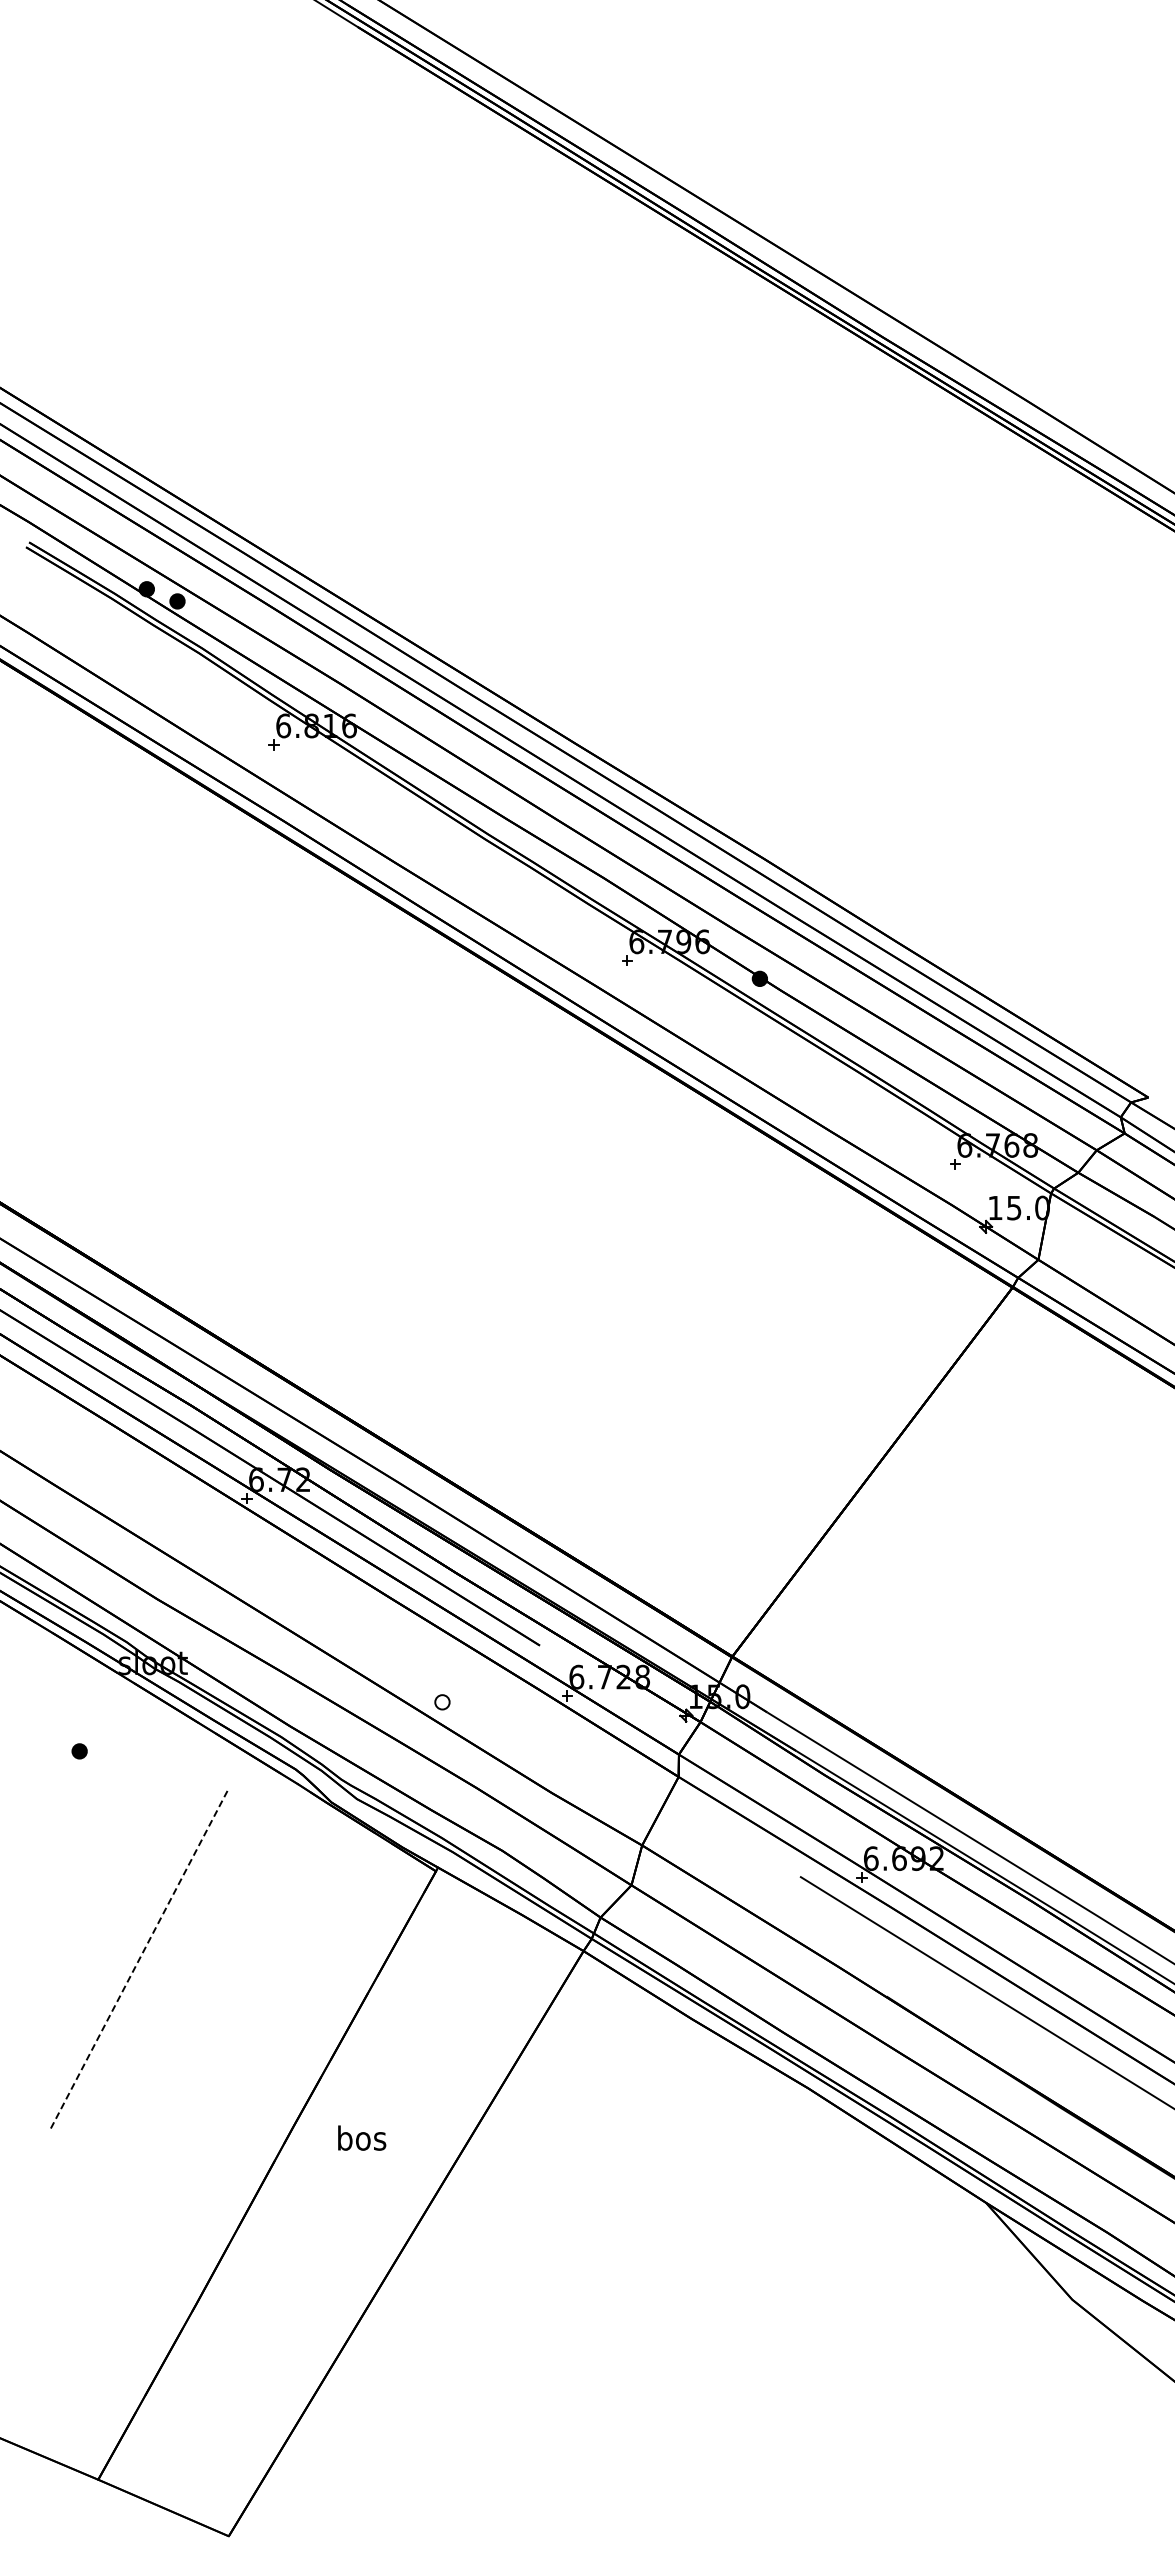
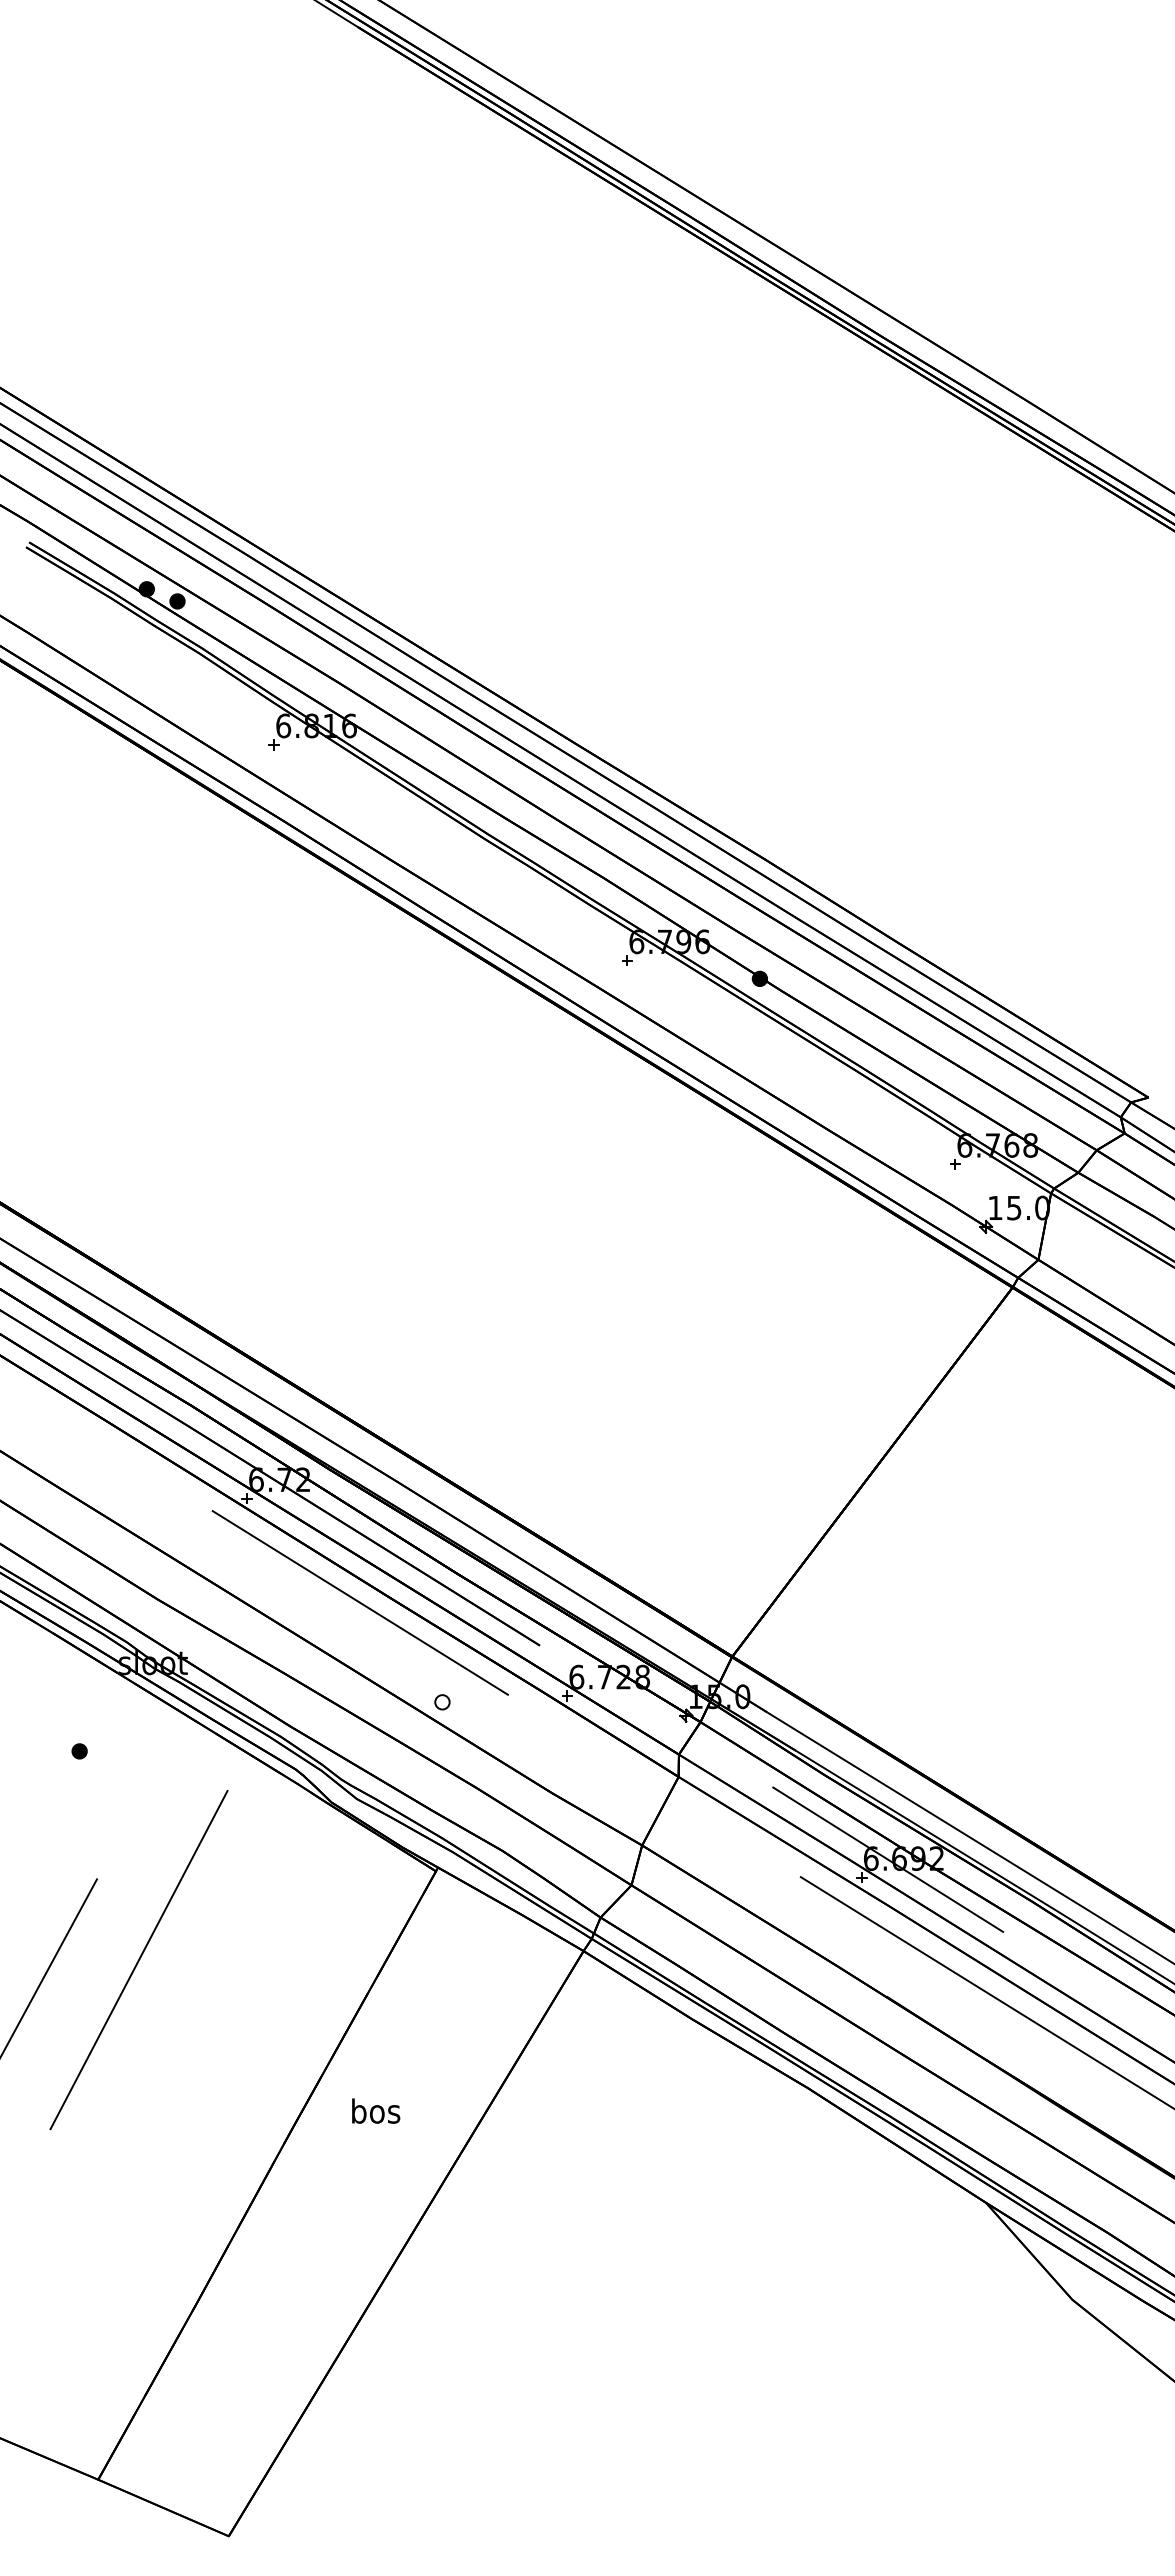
line: none -> present (360, 1602)
line: none -> present (888, 1859)
line: dashed -> solid (139, 1960)
line: none -> present (49, 1966)
text position: (362, 2137) -> (376, 2110) (376, 2110)
